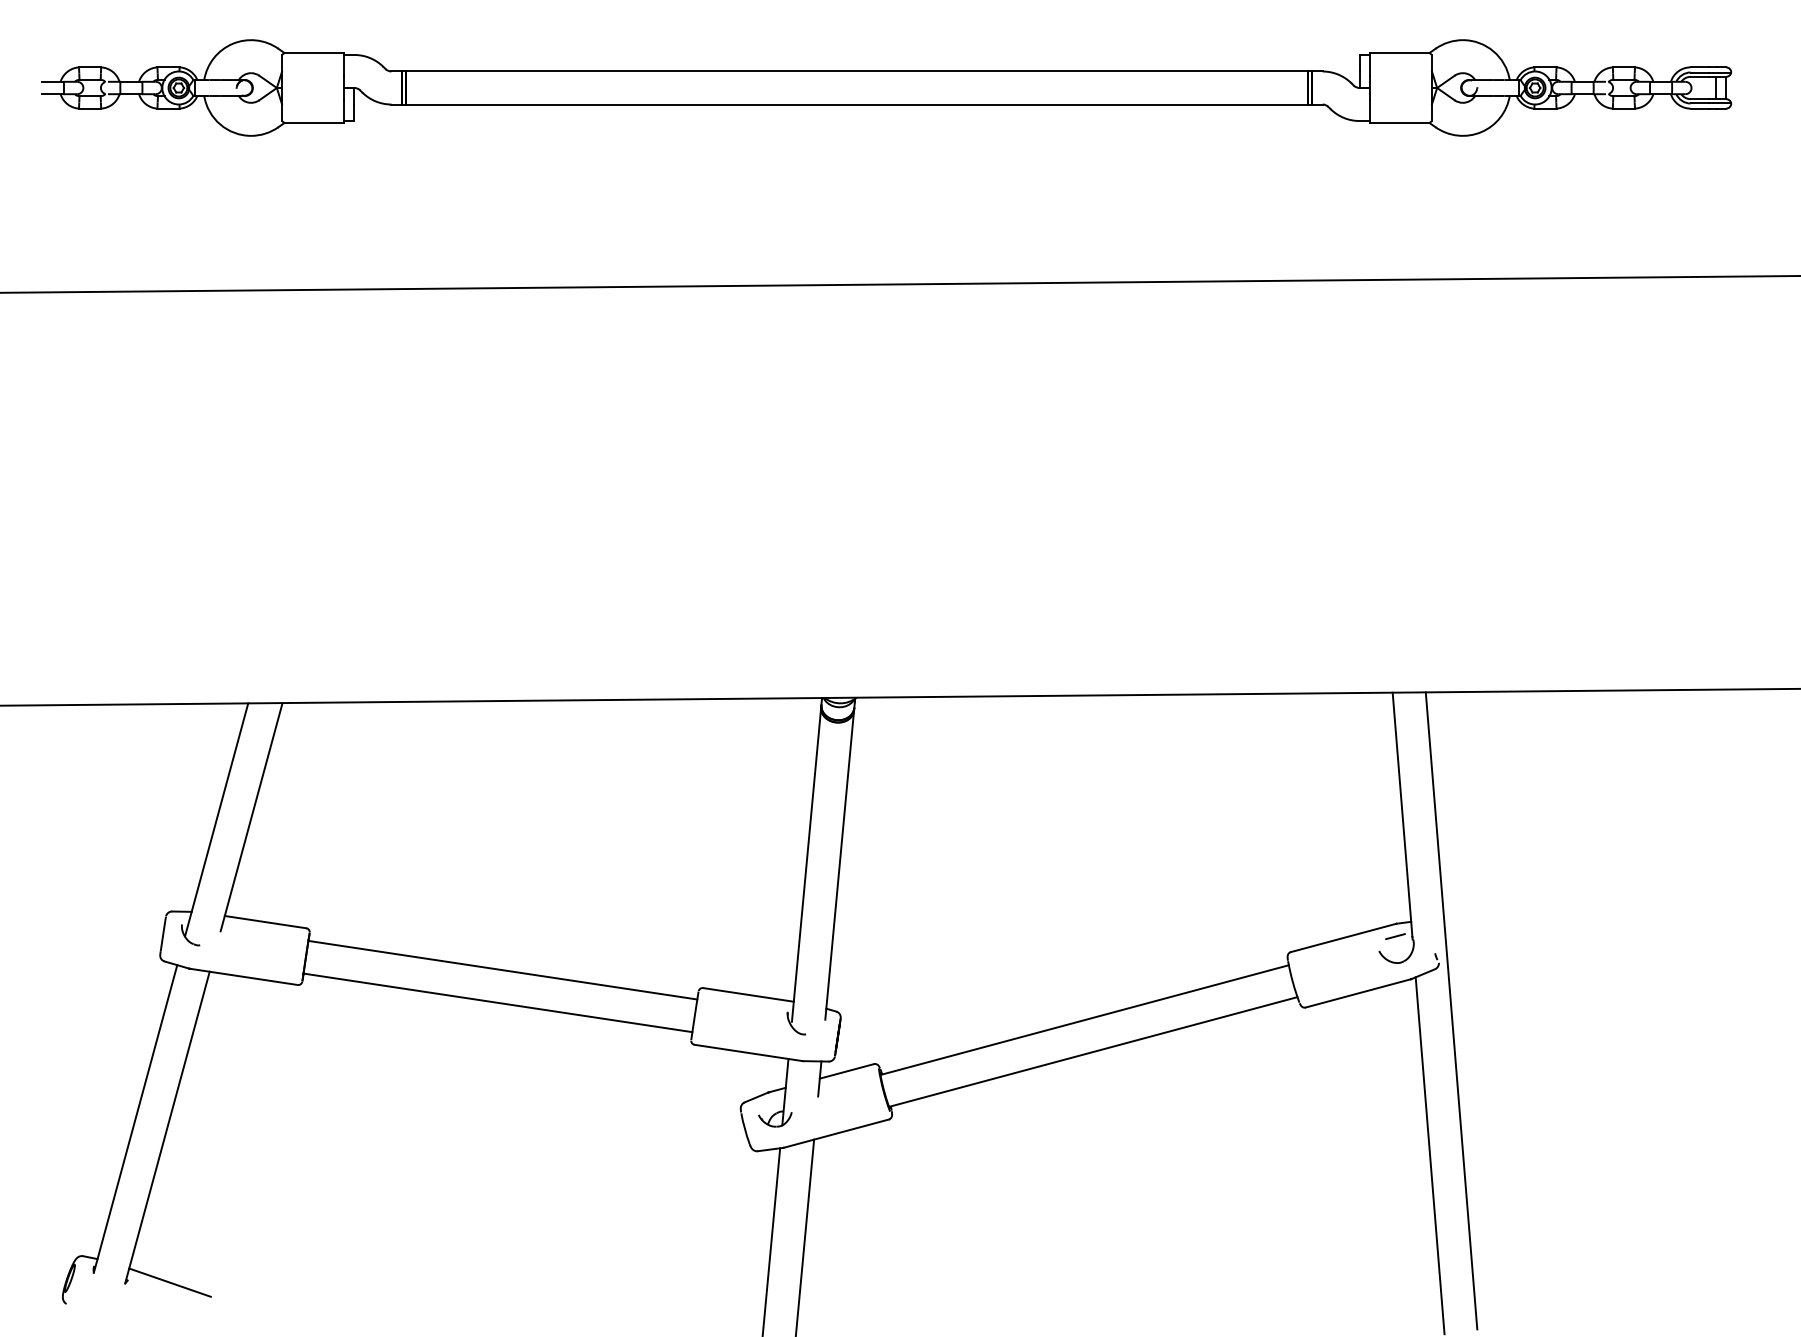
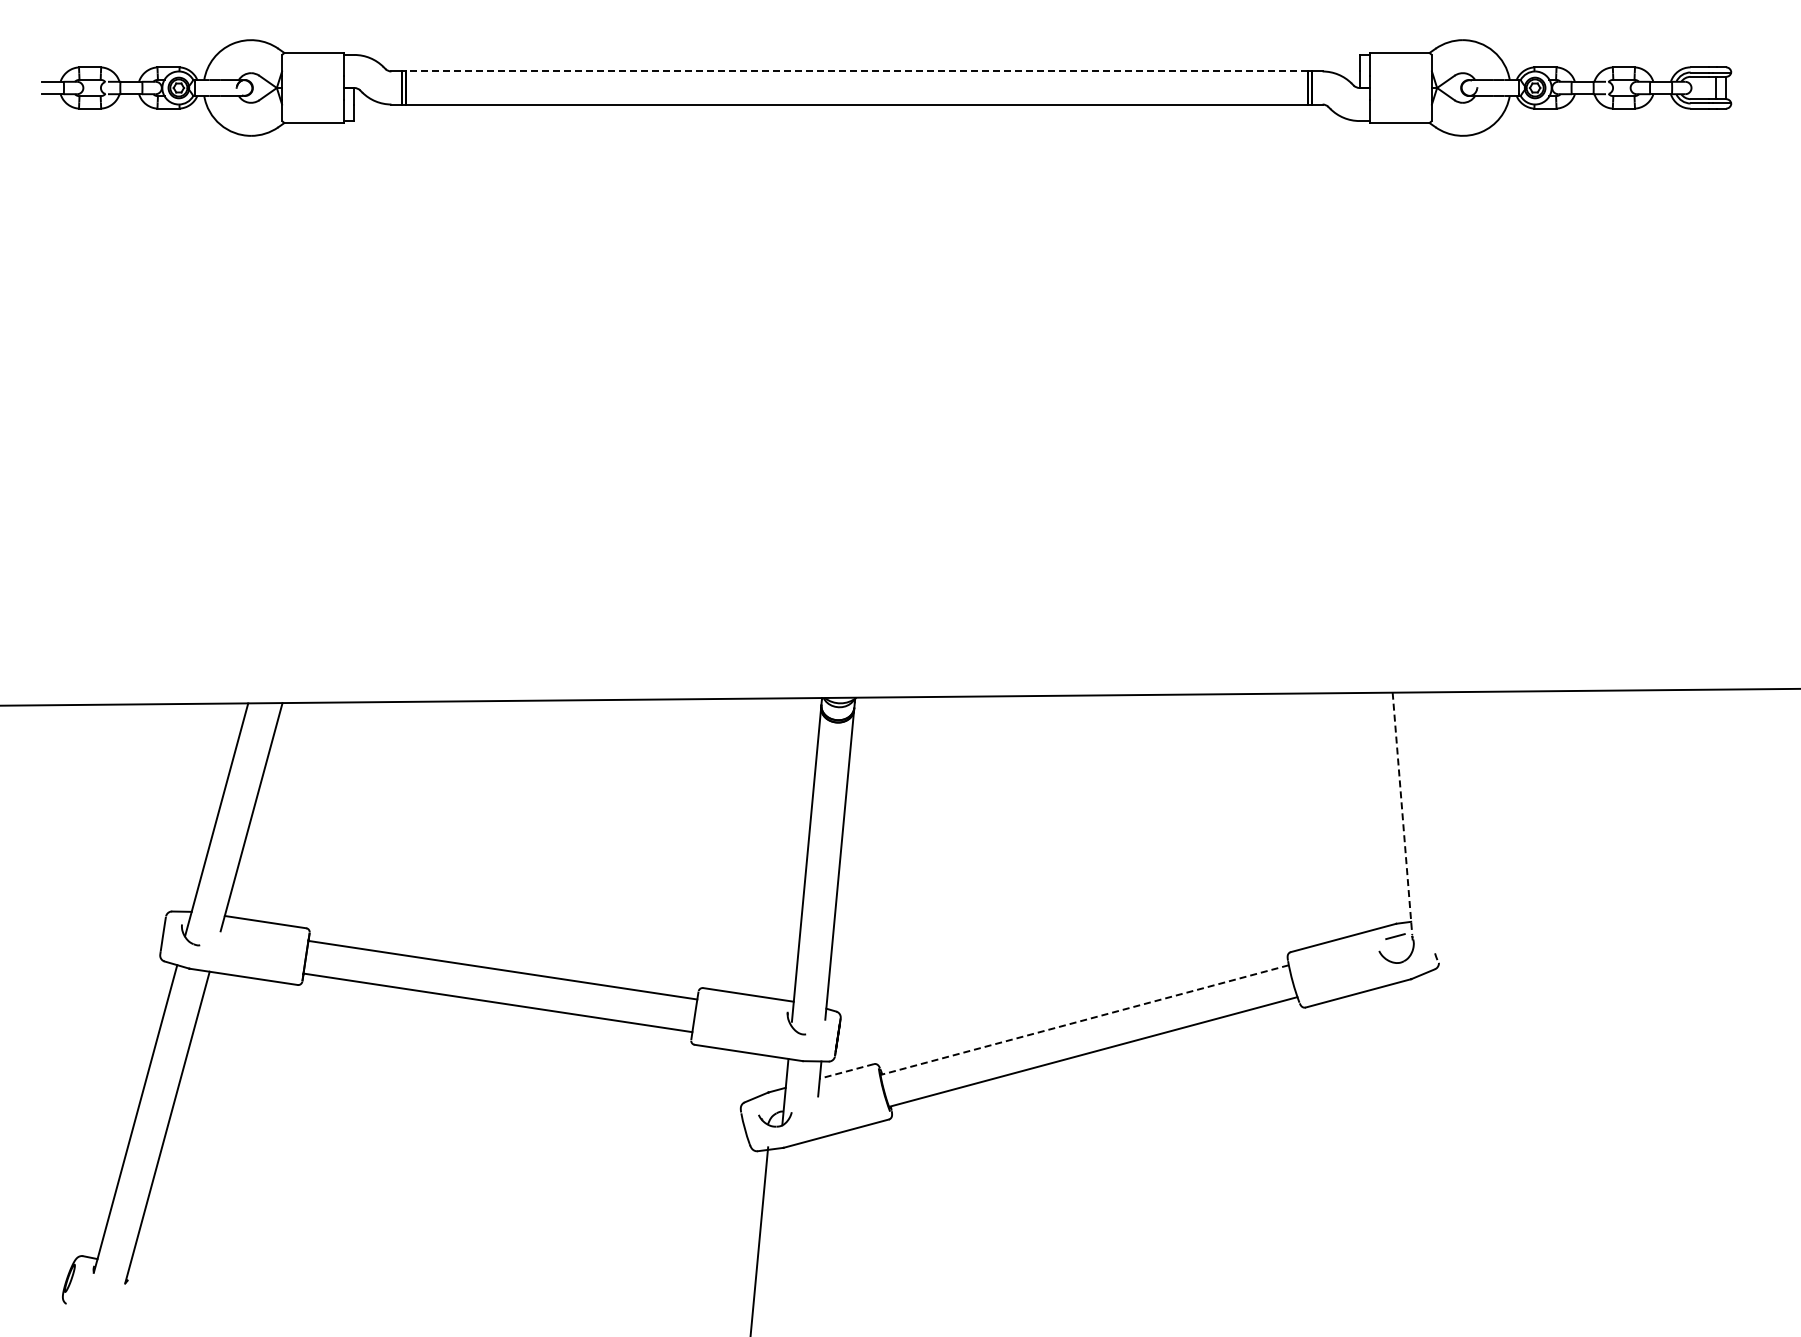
line: solid -> dashed (856, 71)
line: present -> none (899, 284)
line: solid -> dashed (1402, 813)
line: present -> none (1451, 1010)
line: solid -> dashed (1084, 1020)
line: solid -> dashed (846, 1071)
line: present -> none (1429, 1155)
line: present -> none (805, 1236)
line position: (771, 1240) -> (759, 1240) (759, 1240)
line: present -> none (169, 1282)
